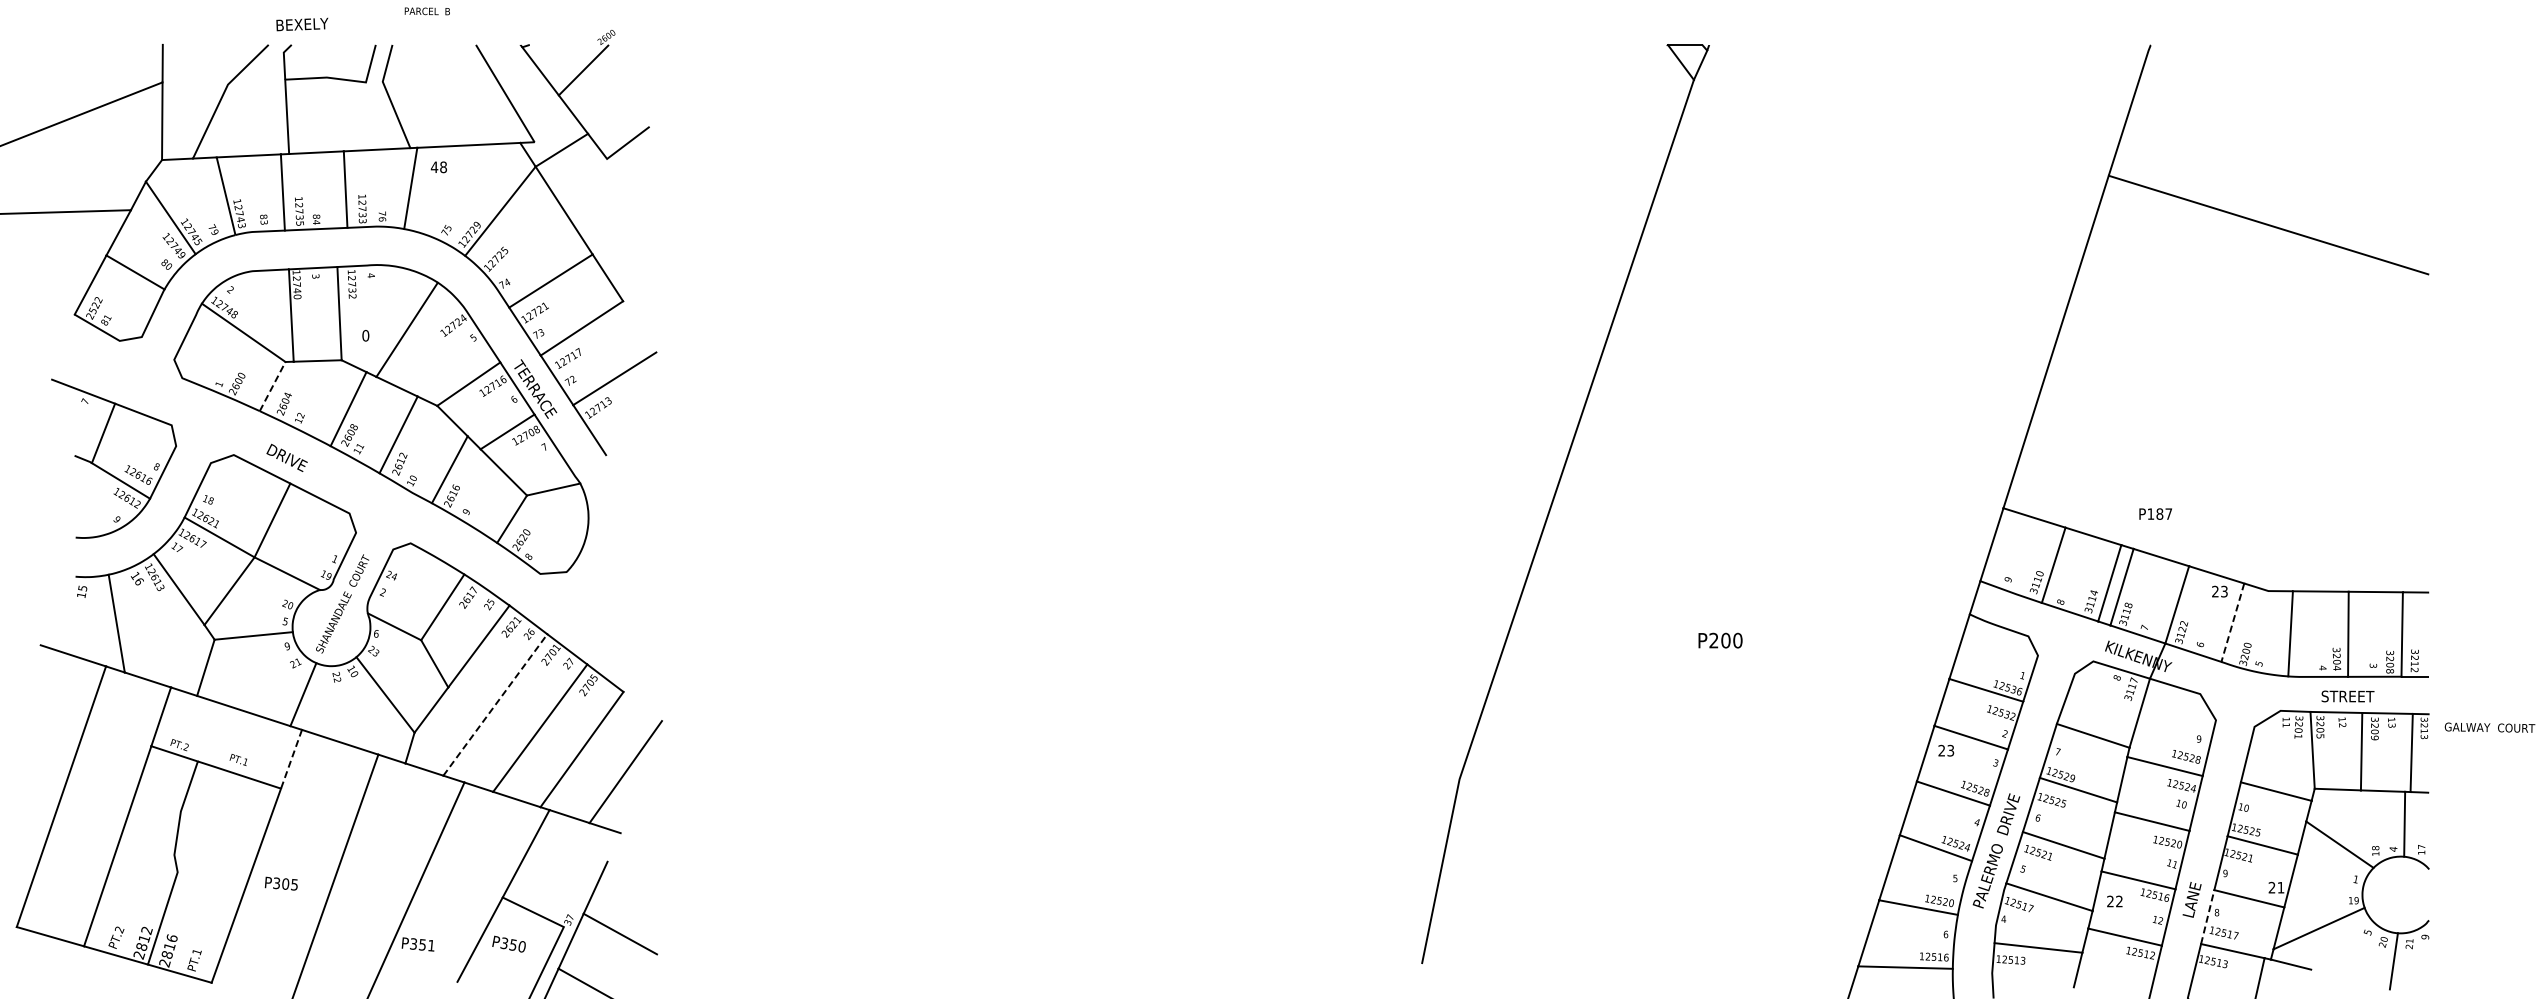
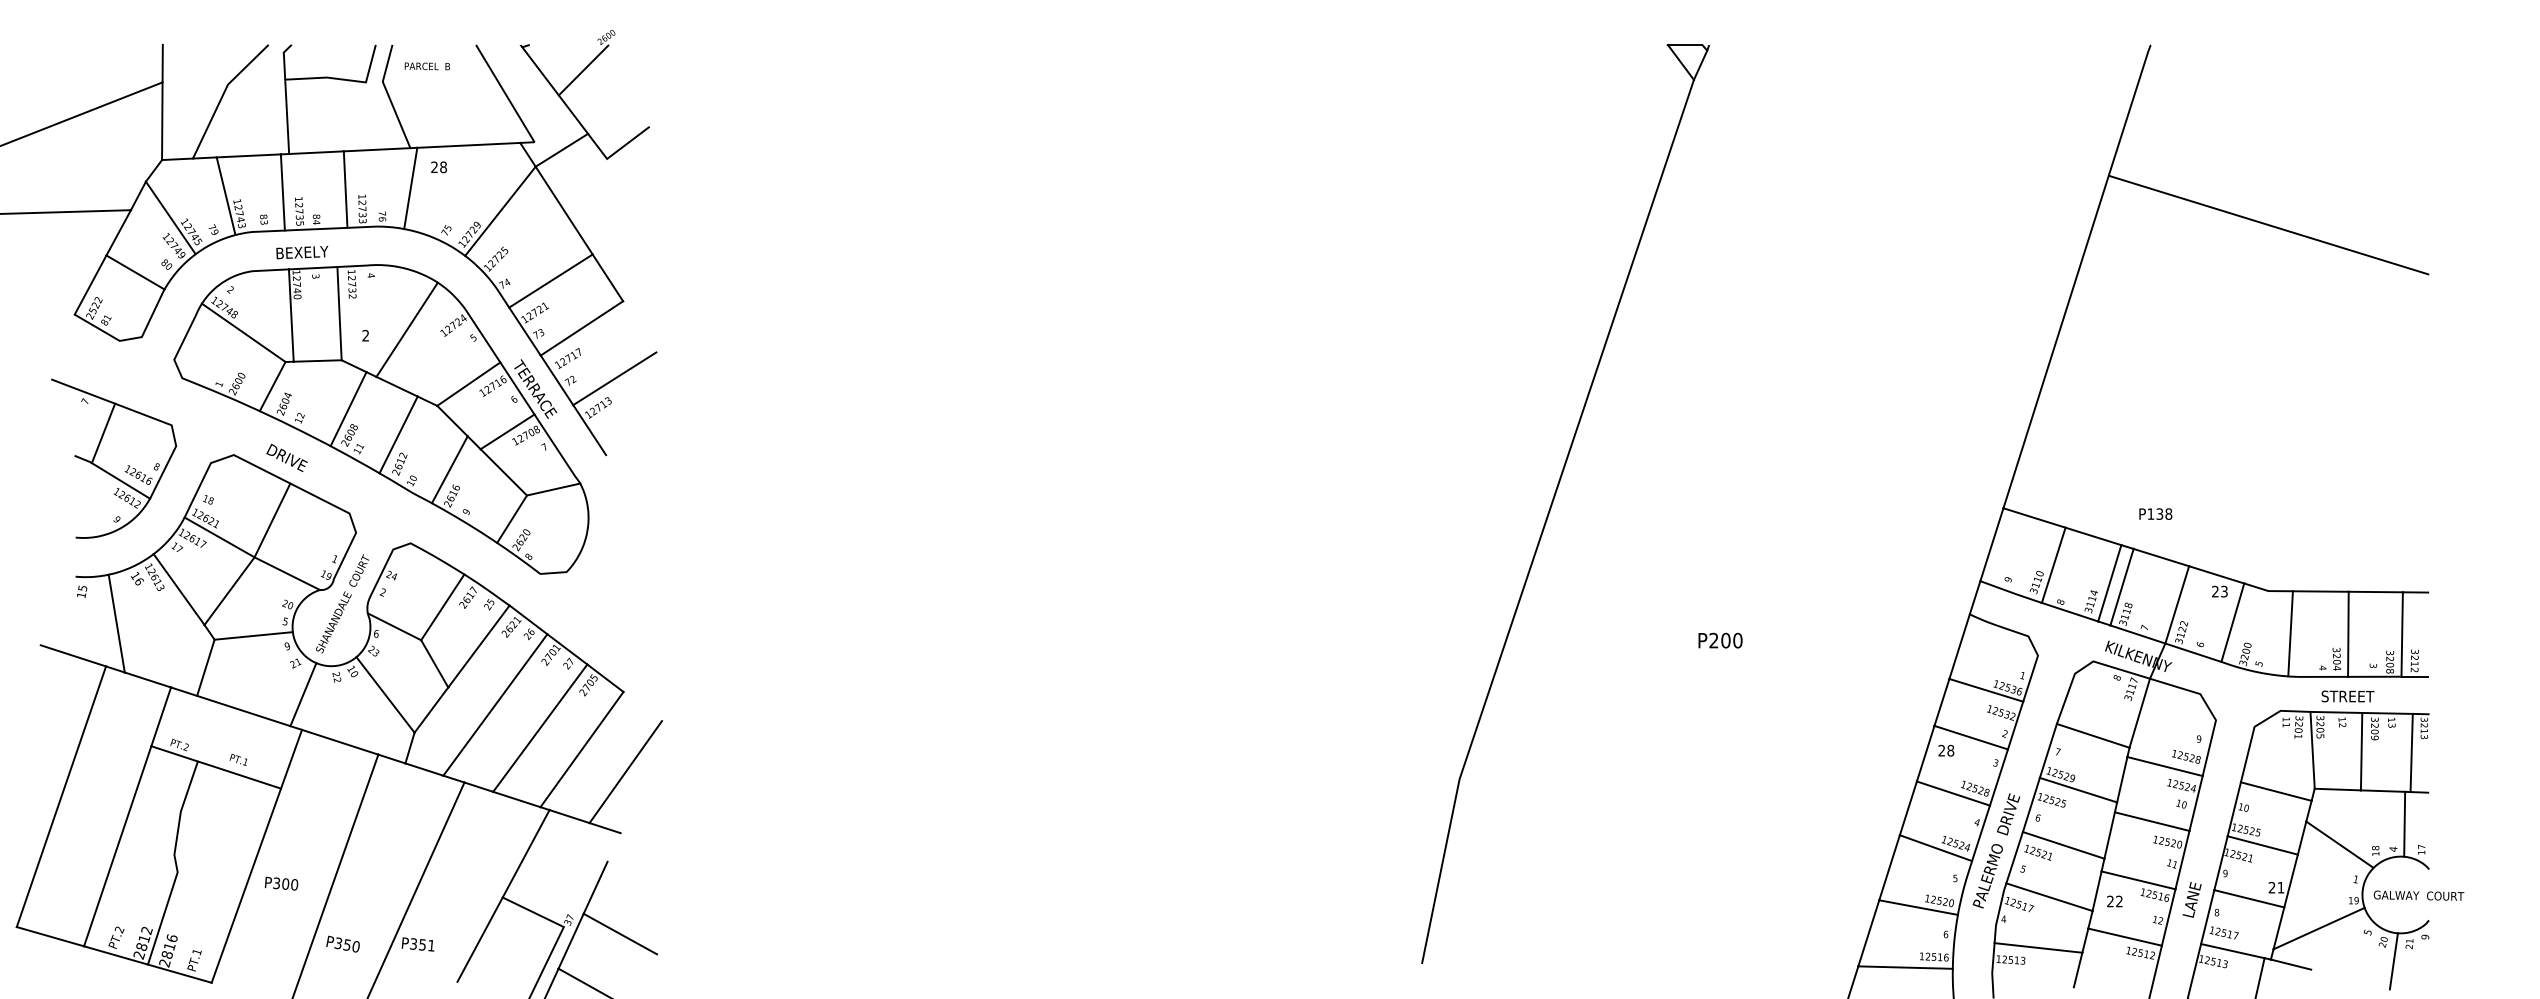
text position: (426, 11) -> (426, 66) (426, 66)
text position: (302, 24) -> (302, 252) (302, 252)
text: 48 -> 28 (434, 166)
text: 0 -> 2 (365, 335)
line: dashed -> solid (272, 386)
text: P187 -> P138 (2164, 513)
line: dashed -> solid (2232, 622)
line: dashed -> solid (495, 704)
text position: (2489, 727) -> (2418, 895) (2418, 895)
text: 23 -> 28 (1950, 750)
line: dashed -> solid (291, 759)
text: P305 -> P300 (294, 884)
line: dashed -> solid (2207, 917)
text position: (508, 943) -> (342, 943) (342, 943)
